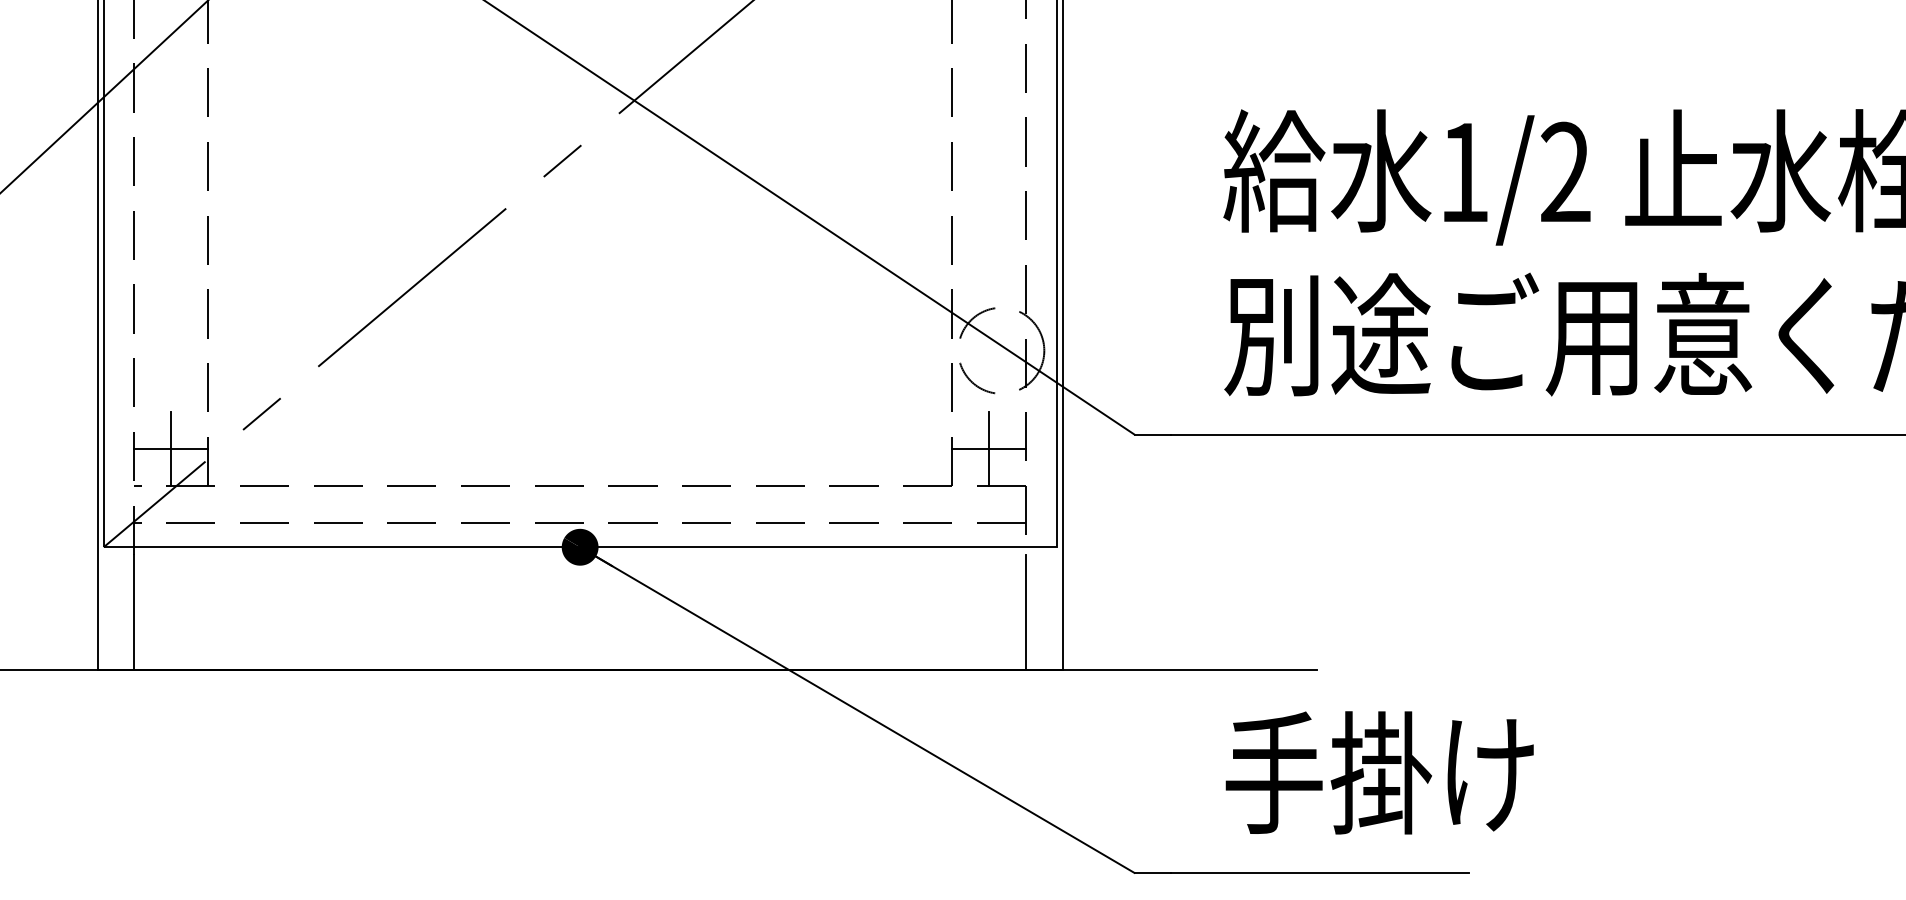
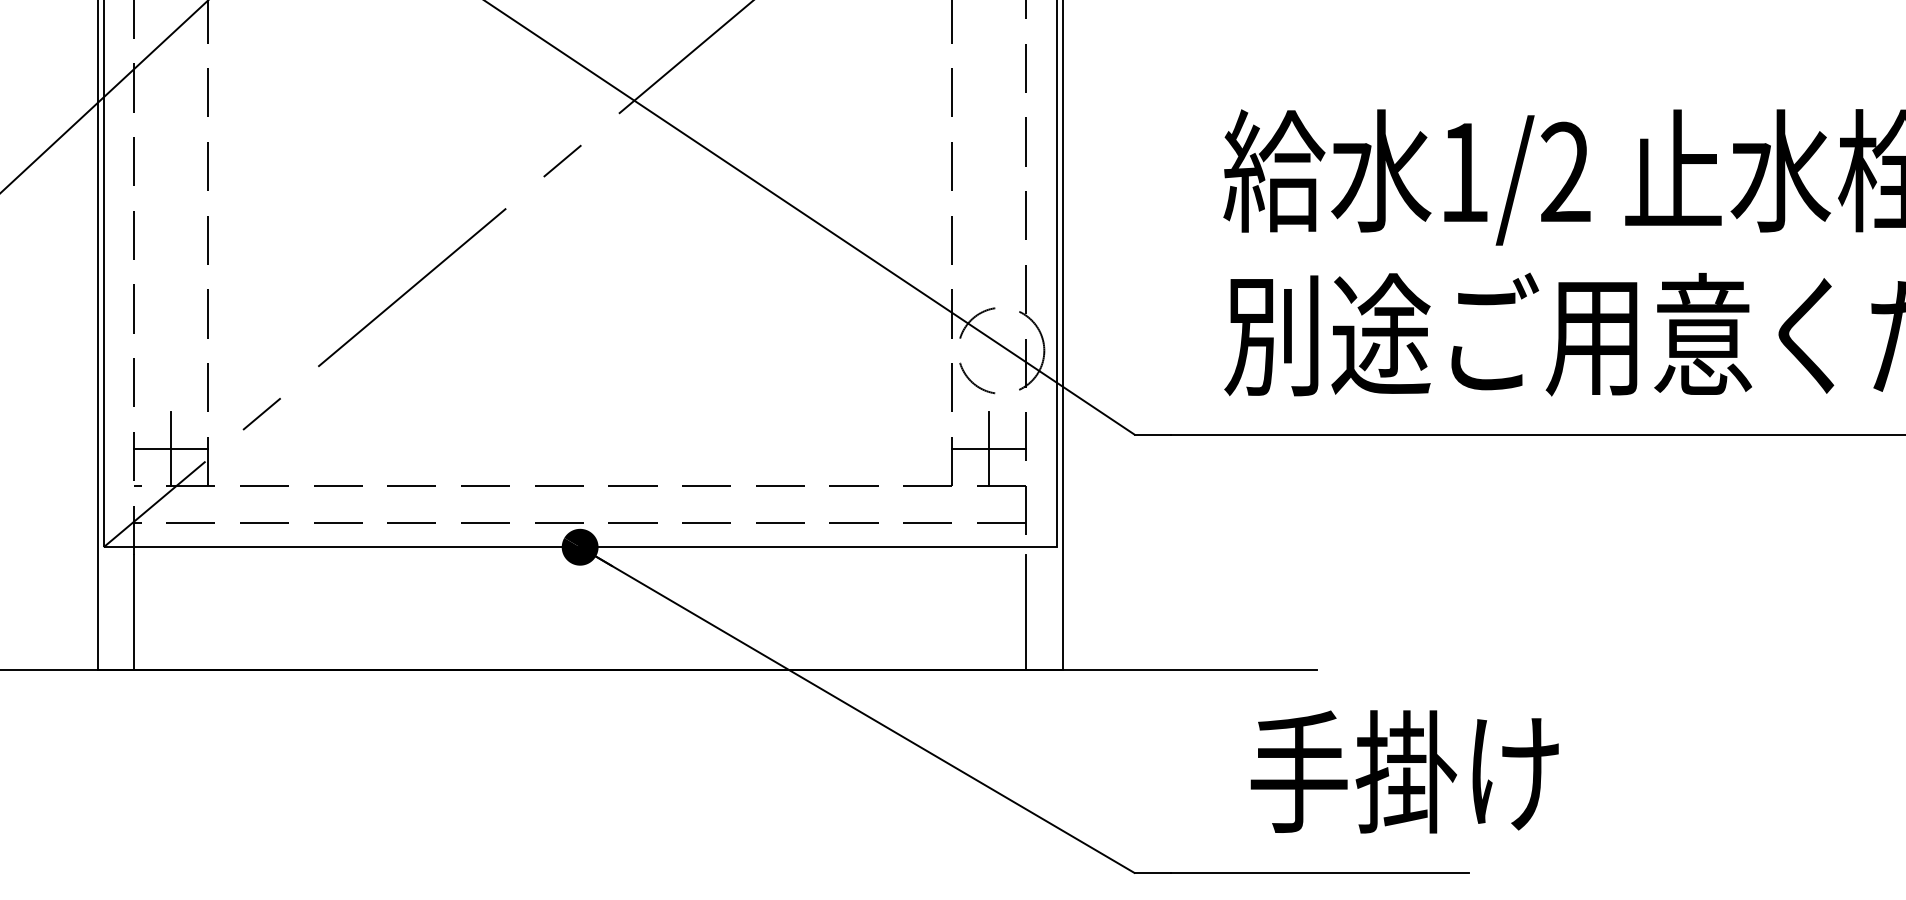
text position: (1379, 772) -> (1404, 771) (1404, 771)
